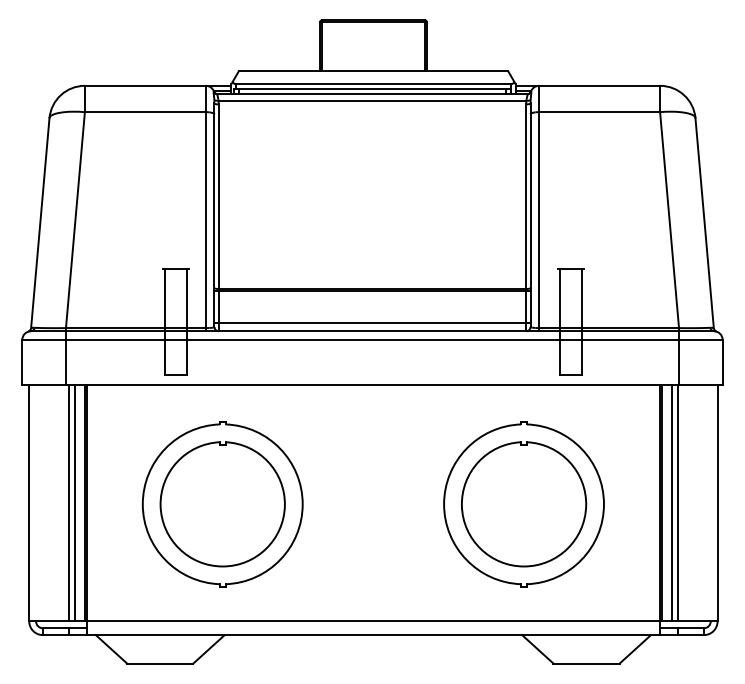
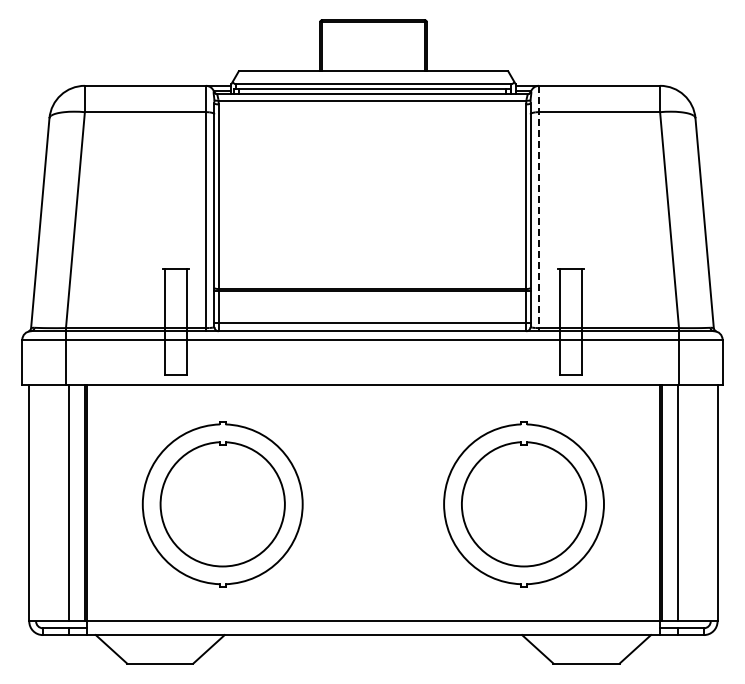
line: solid -> dashed (539, 208)
line: present -> none (74, 503)
line: present -> none (672, 503)
